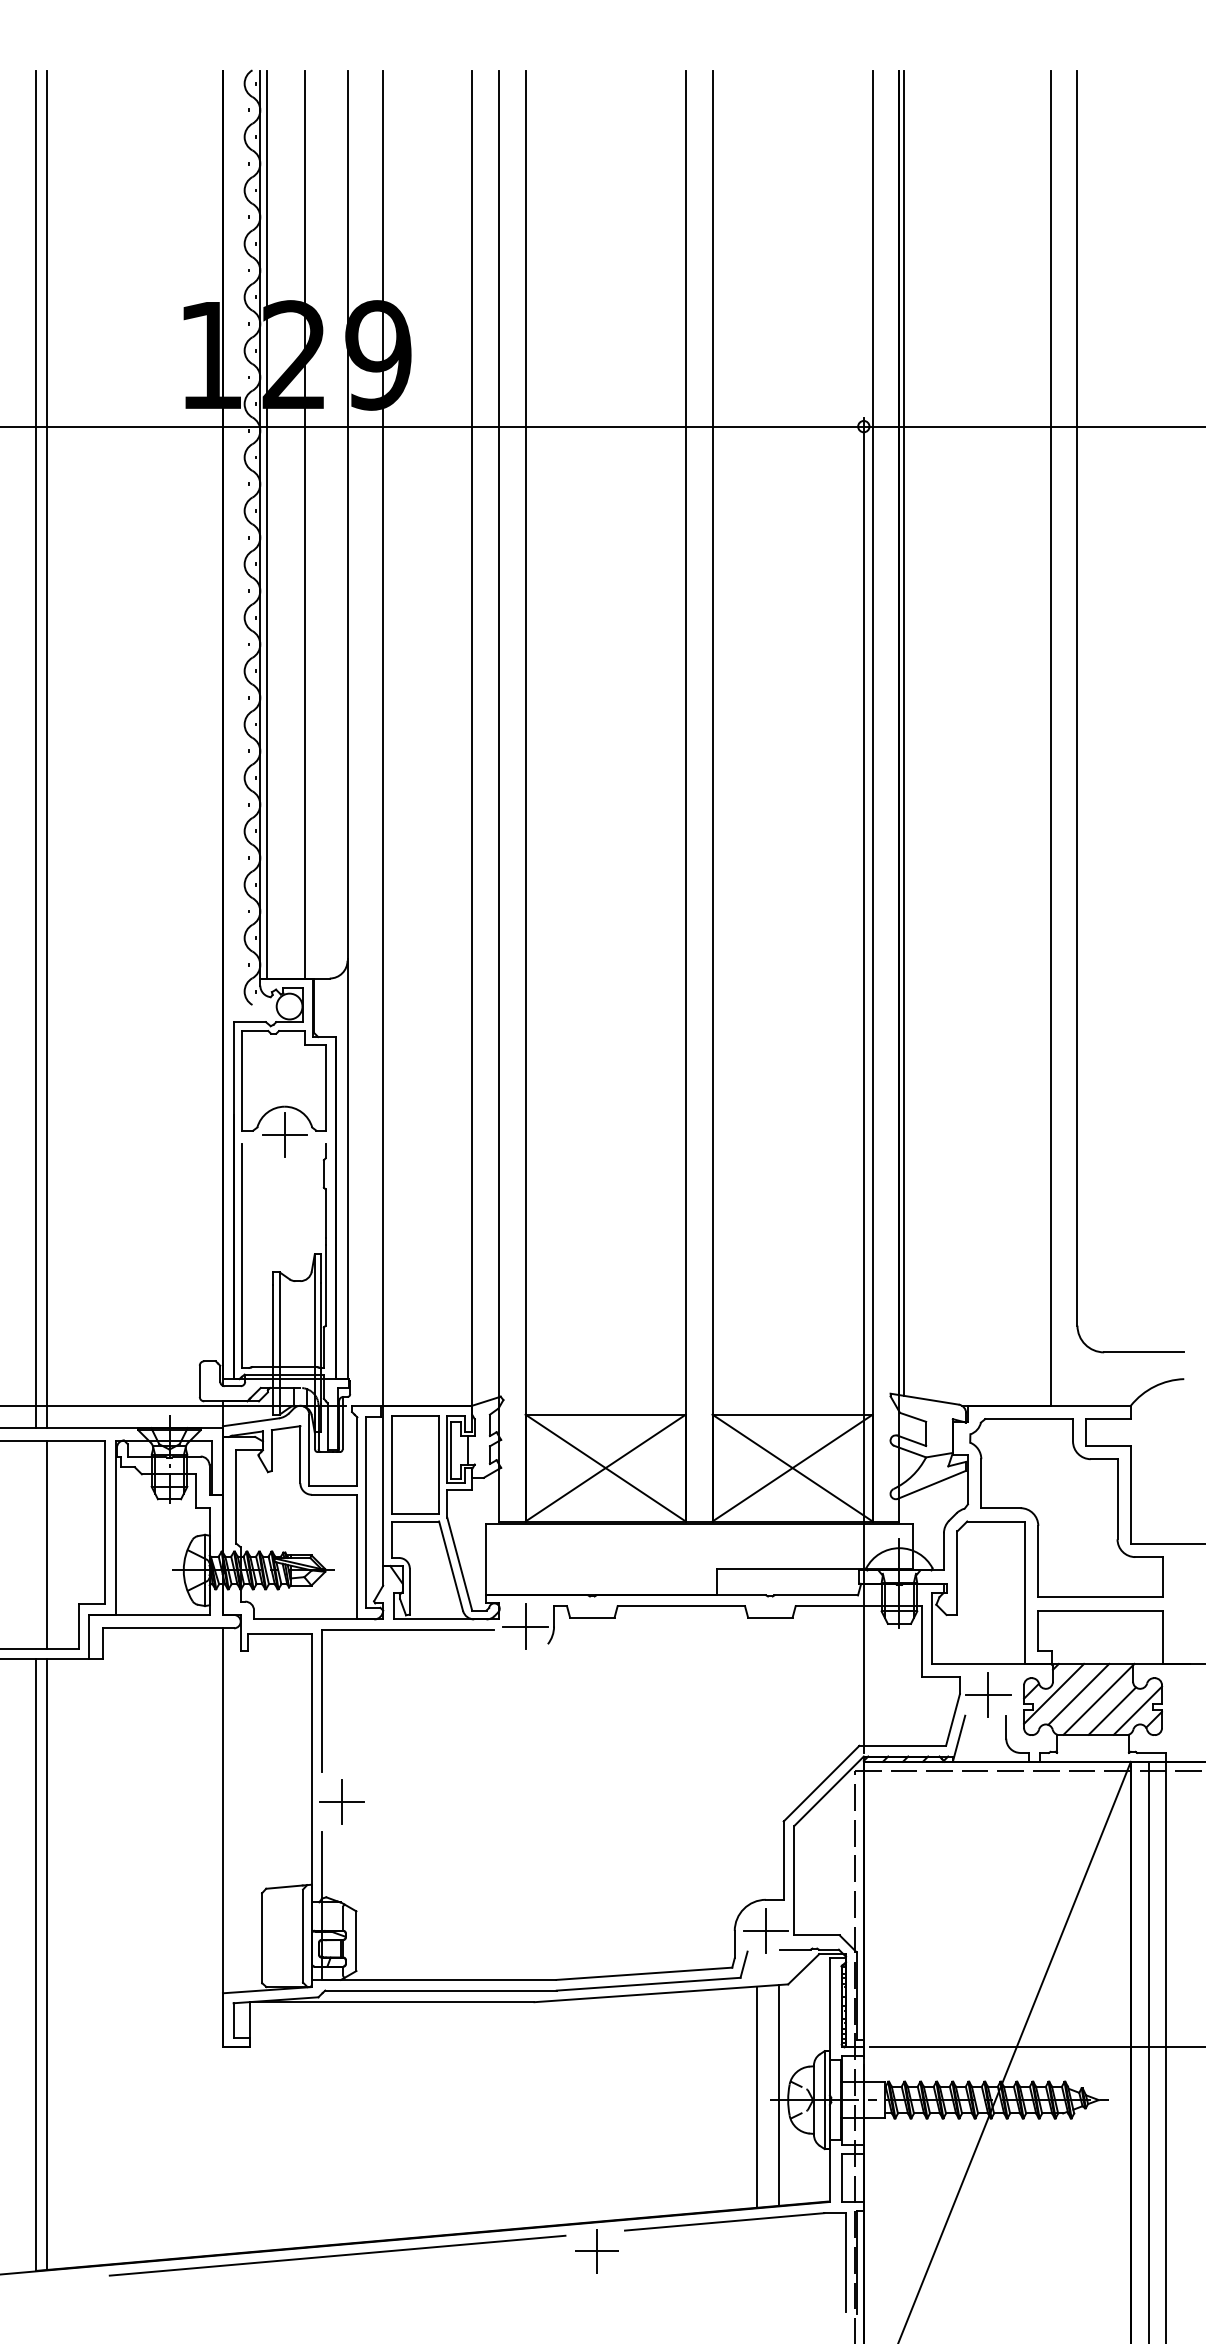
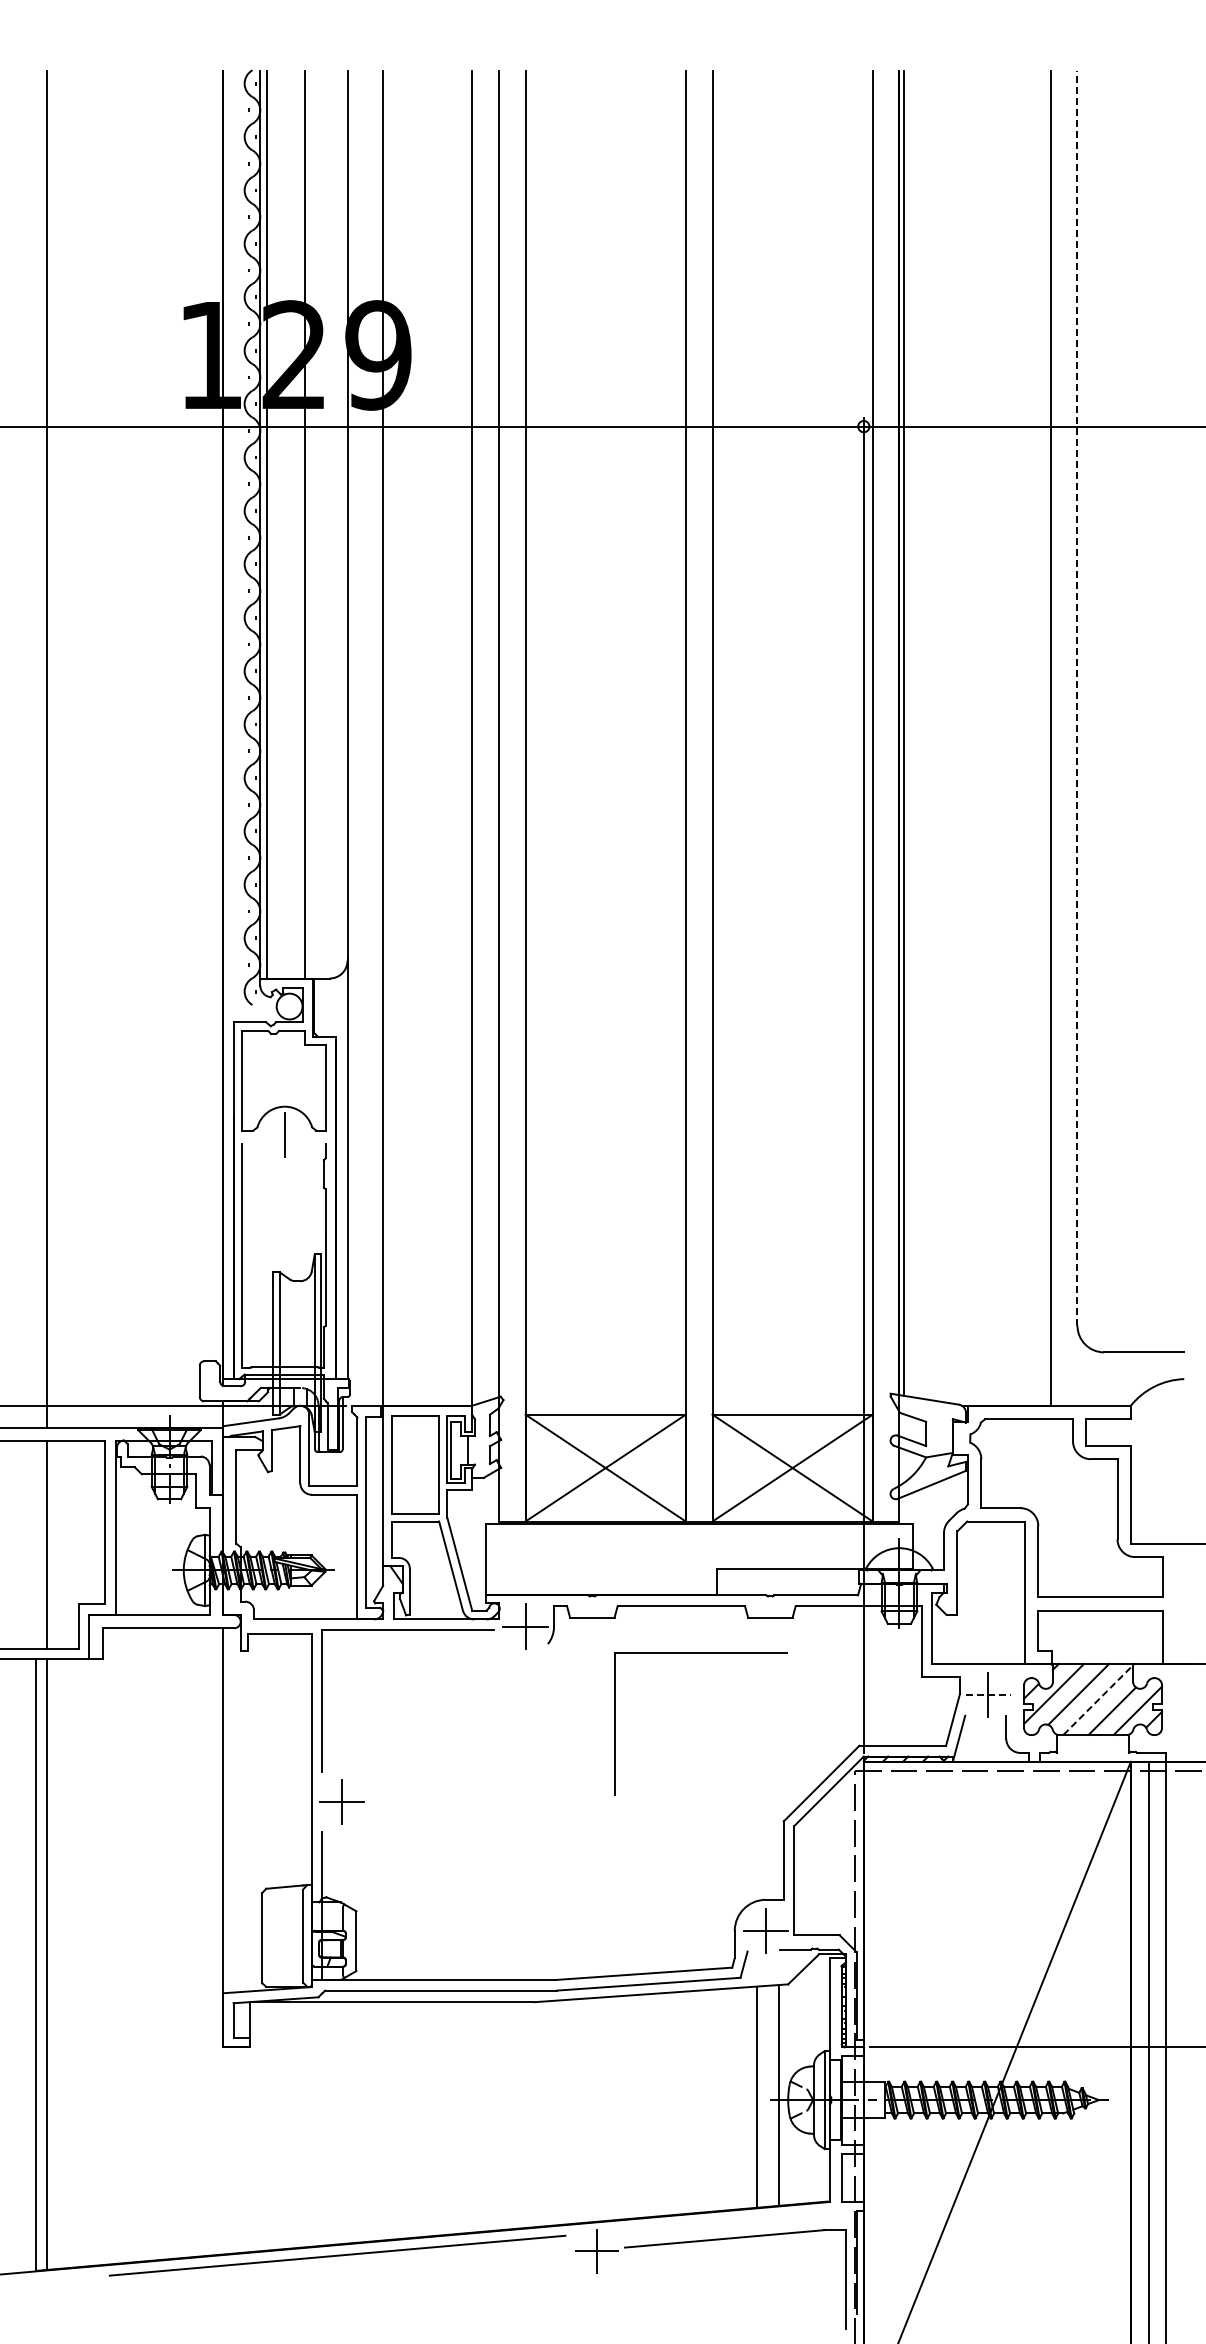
line: solid -> dashed (1077, 698)
line: present -> none (36, 749)
line: present -> none (284, 1135)
part: none -> present (700, 1653)
line: solid -> dashed (988, 1695)
line: solid -> dashed (1098, 1699)
part position: (732, 2222) -> (732, 2239) (732, 2239)
